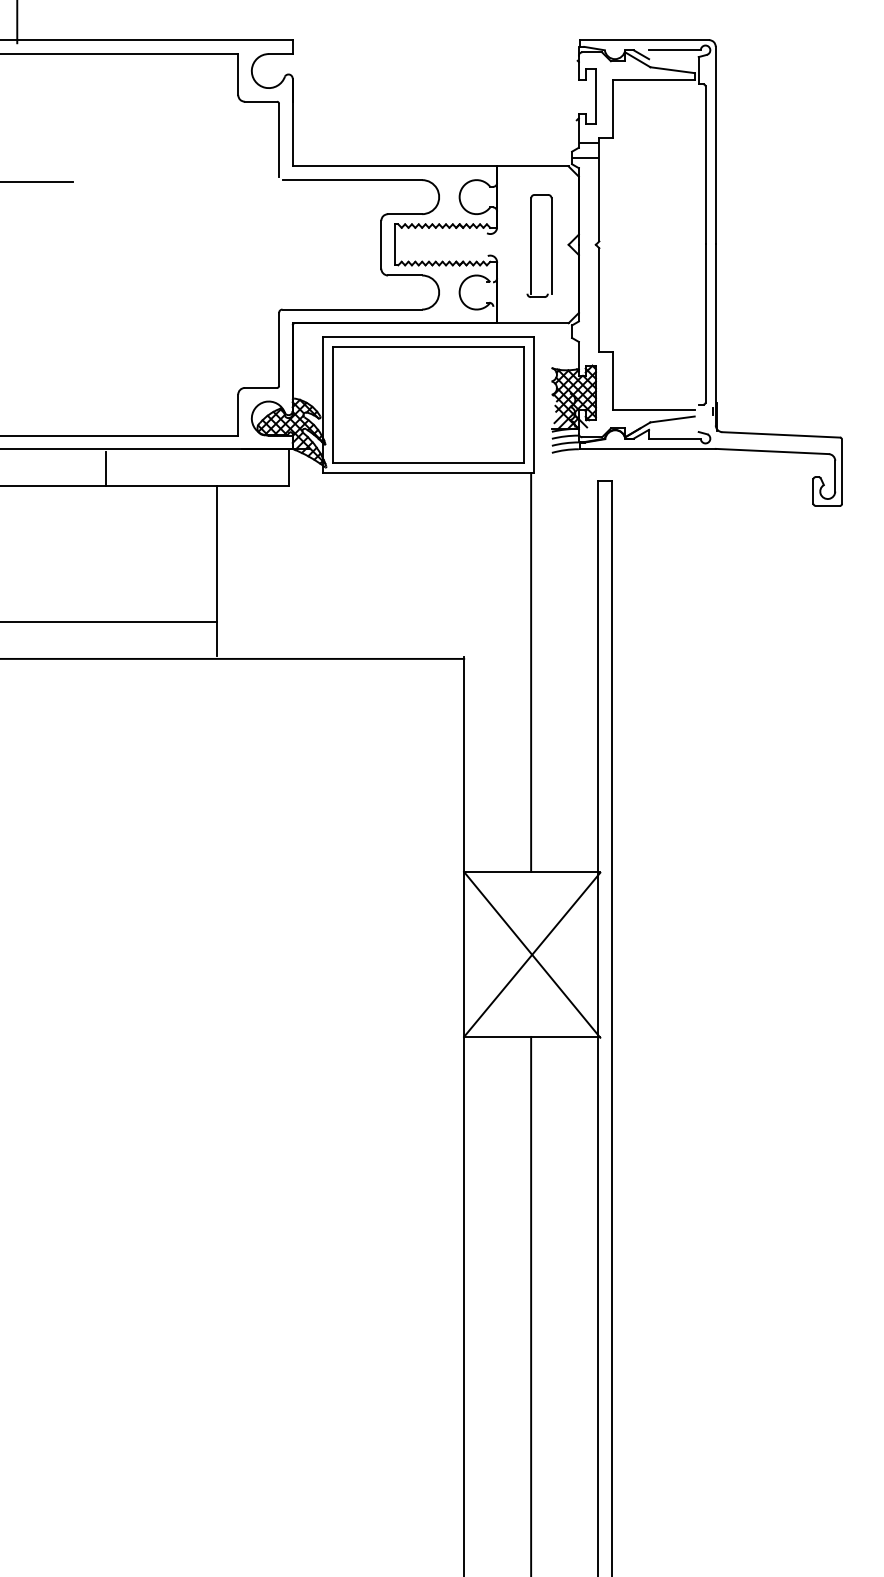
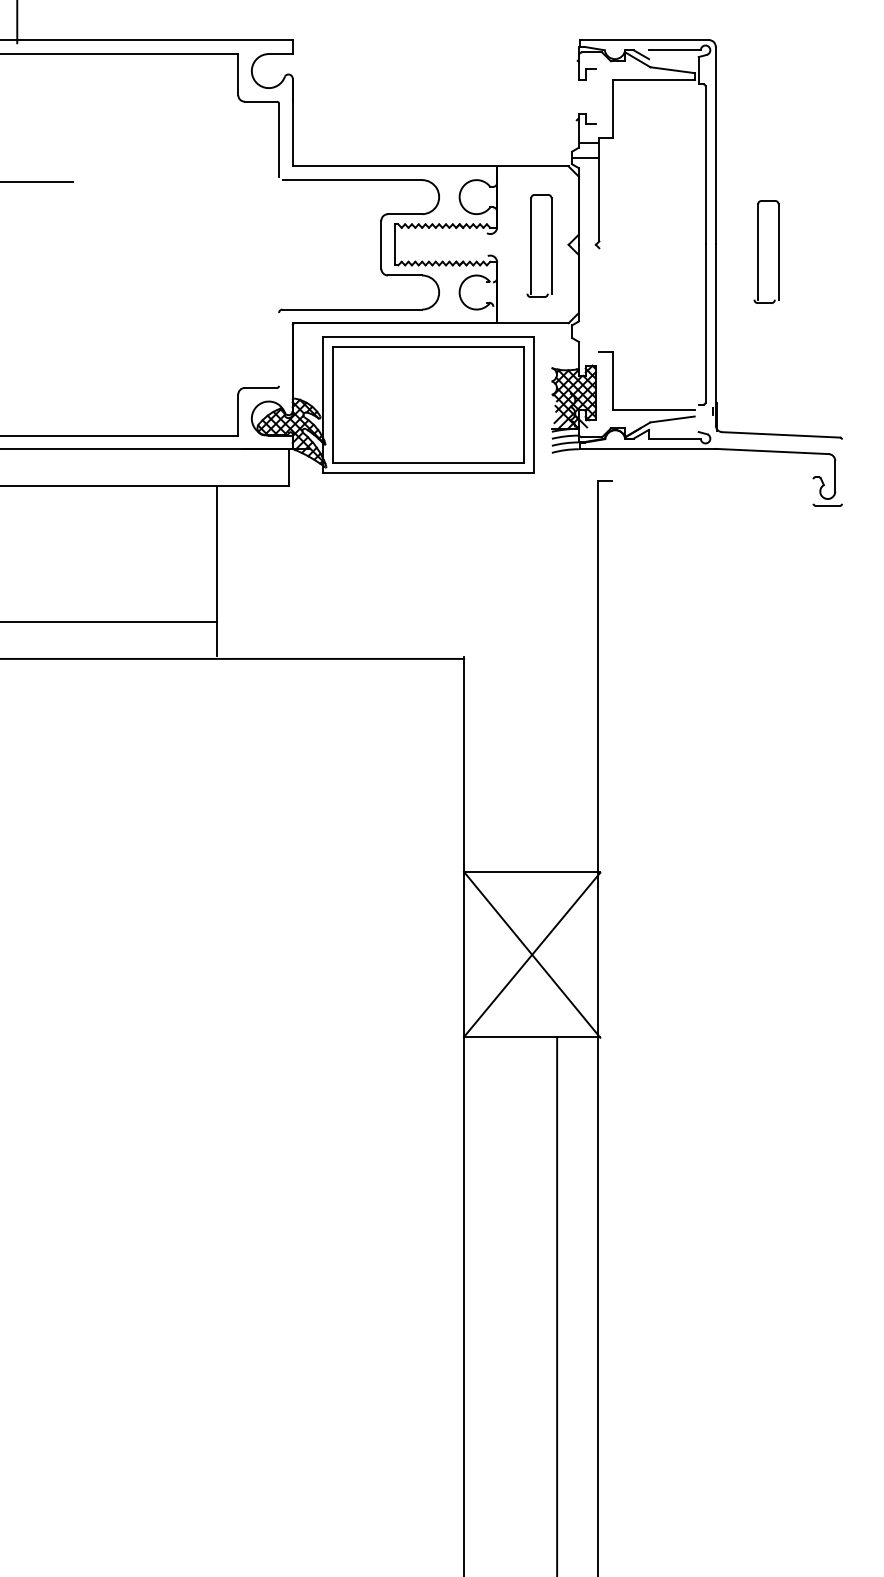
line: present -> none (595, 96)
part: none -> present (758, 251)
line: present -> none (599, 300)
line: present -> none (279, 348)
line: present -> none (106, 469)
line: present -> none (842, 471)
line: present -> none (813, 491)
line: present -> none (531, 672)
line: present -> none (611, 1026)
line position: (531, 1304) -> (557, 1304) (557, 1304)
